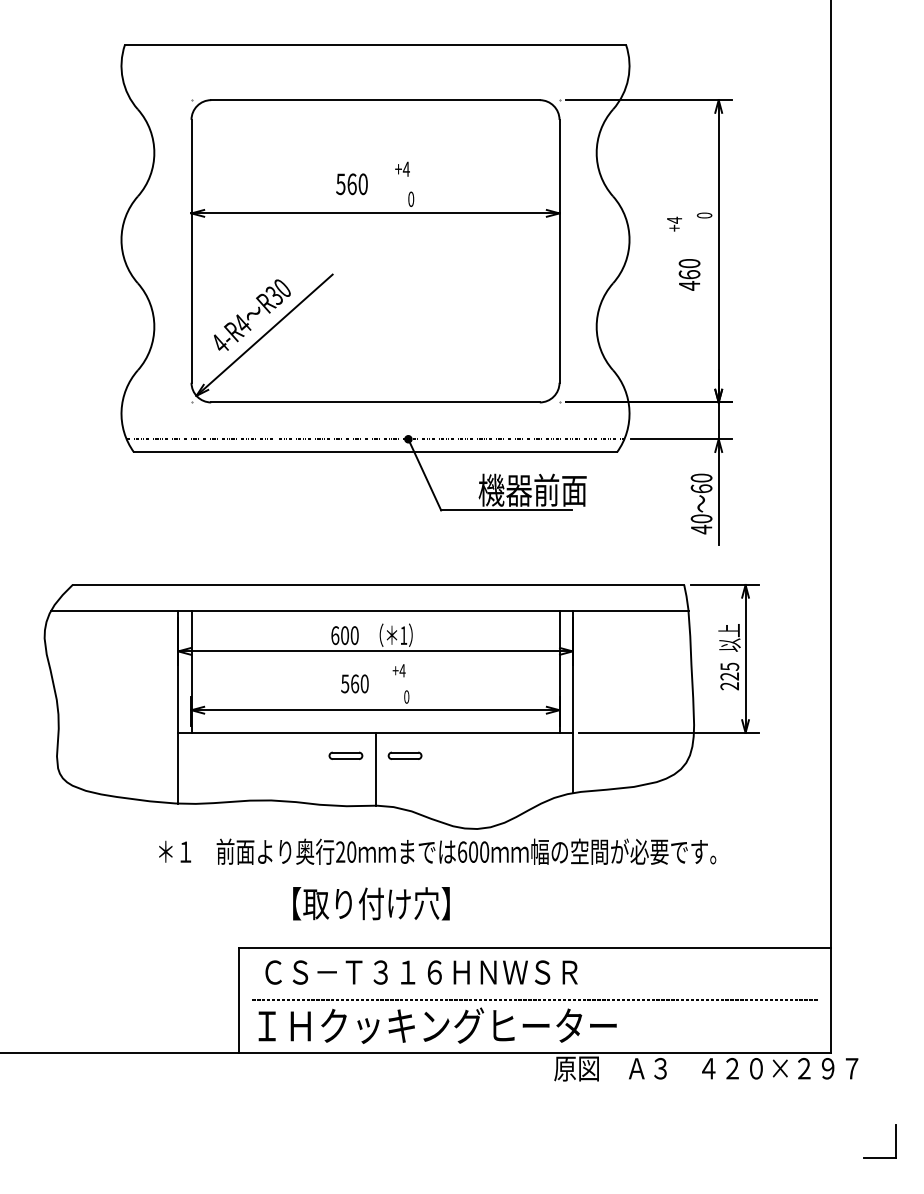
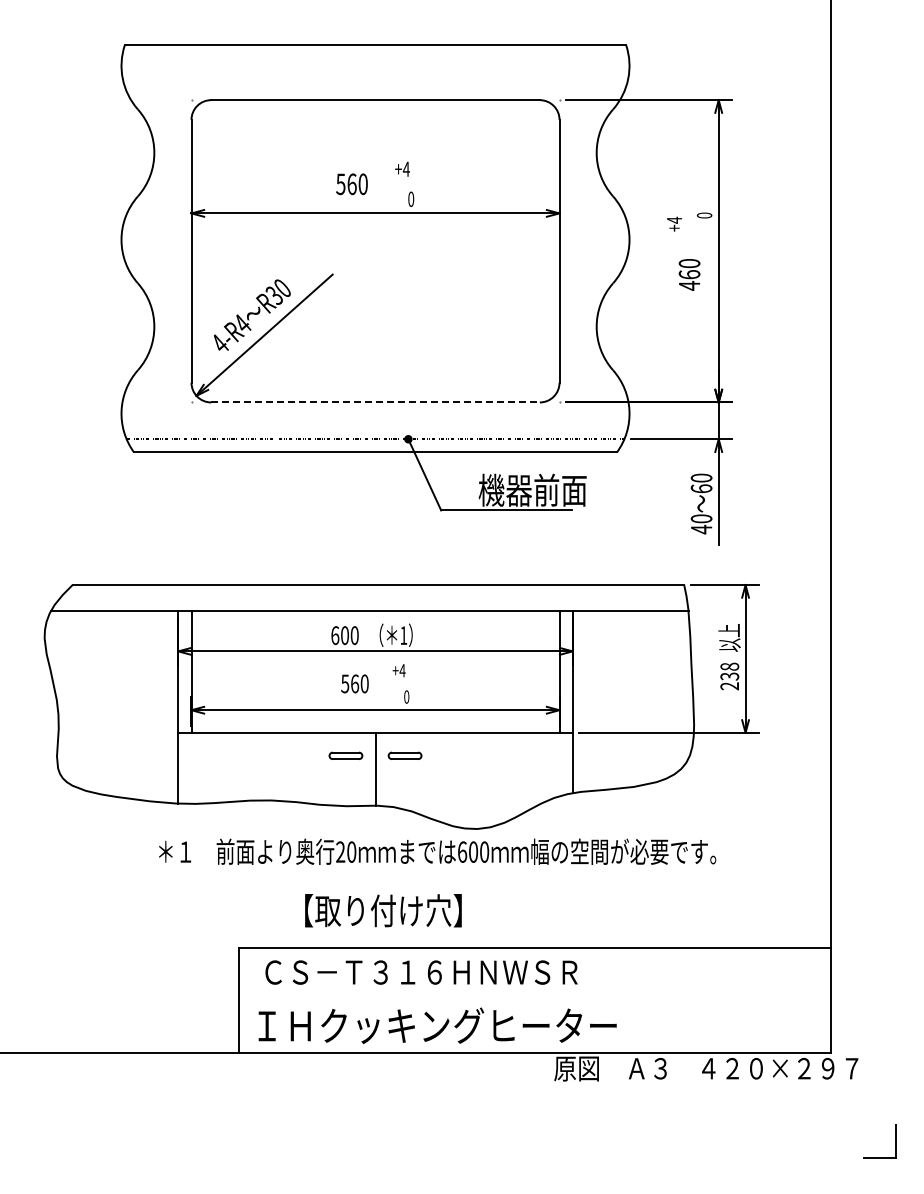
line: solid -> dashed (376, 402)
text: 225 -> 238 (729, 671)
text position: (371, 903) -> (383, 910) (383, 910)
line: present -> none (534, 1000)
